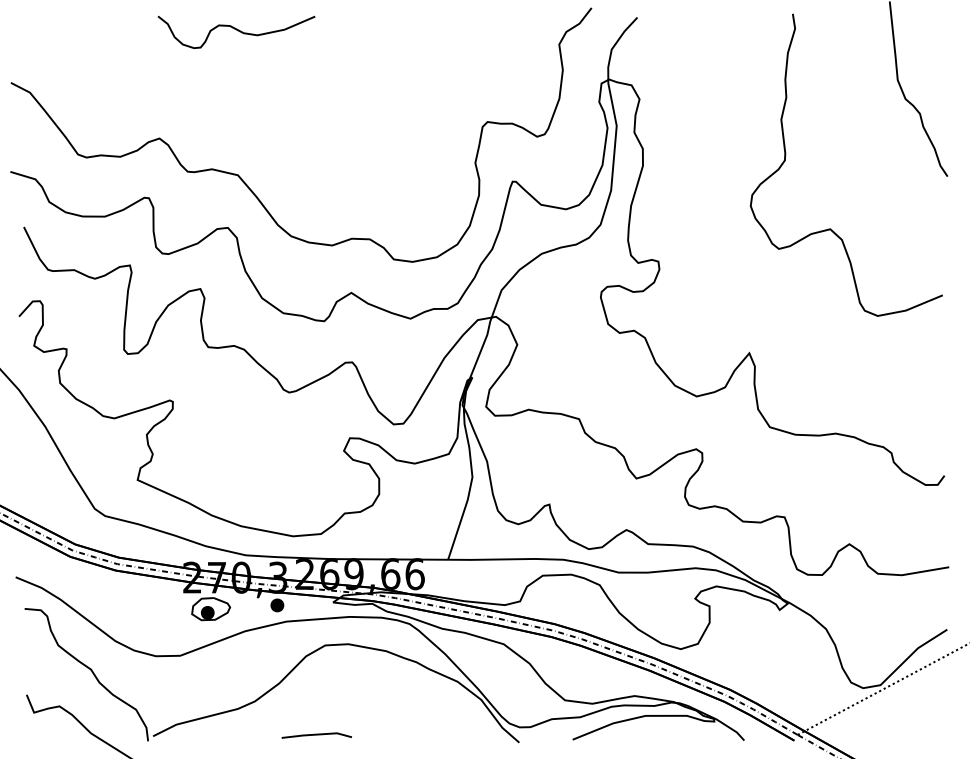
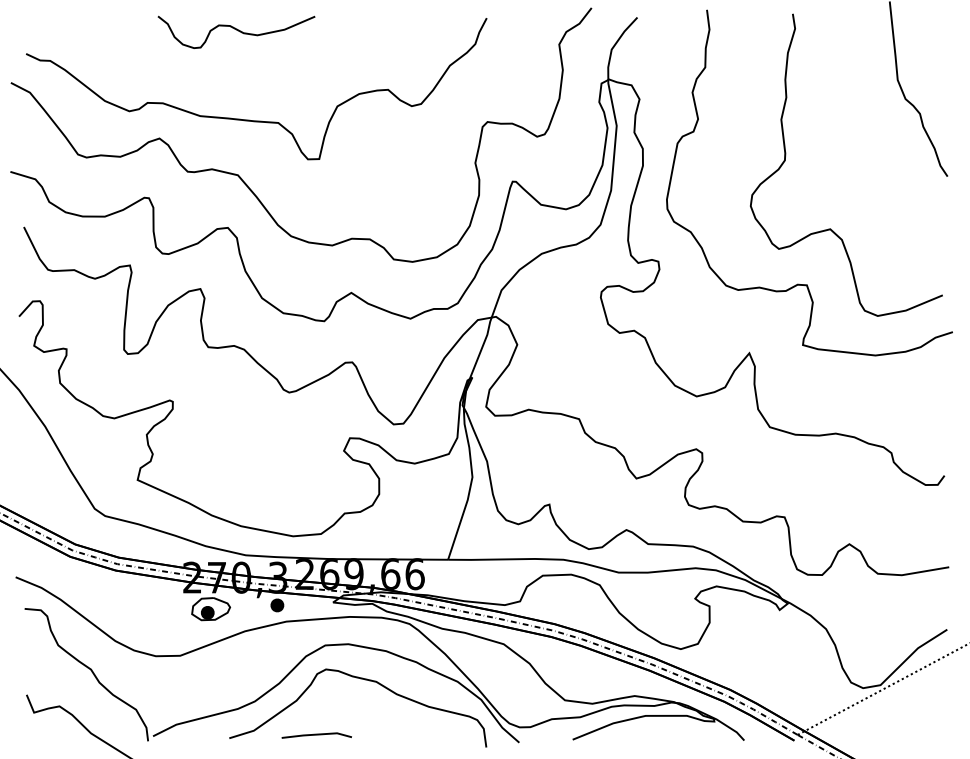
curve: none -> present (249, 119)
curve: none -> present (799, 283)
curve: none -> present (365, 680)
